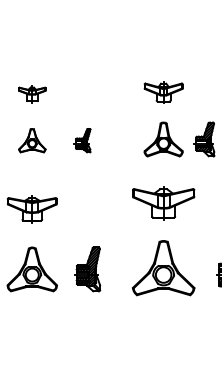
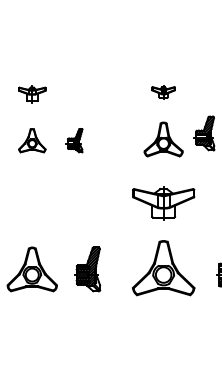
part size: 41x23 px -> 25x15 px (163, 92)
part position: (204, 139) -> (204, 133) (204, 133)
part position: (82, 140) -> (74, 140) (74, 140)
part: present -> none (32, 209)
